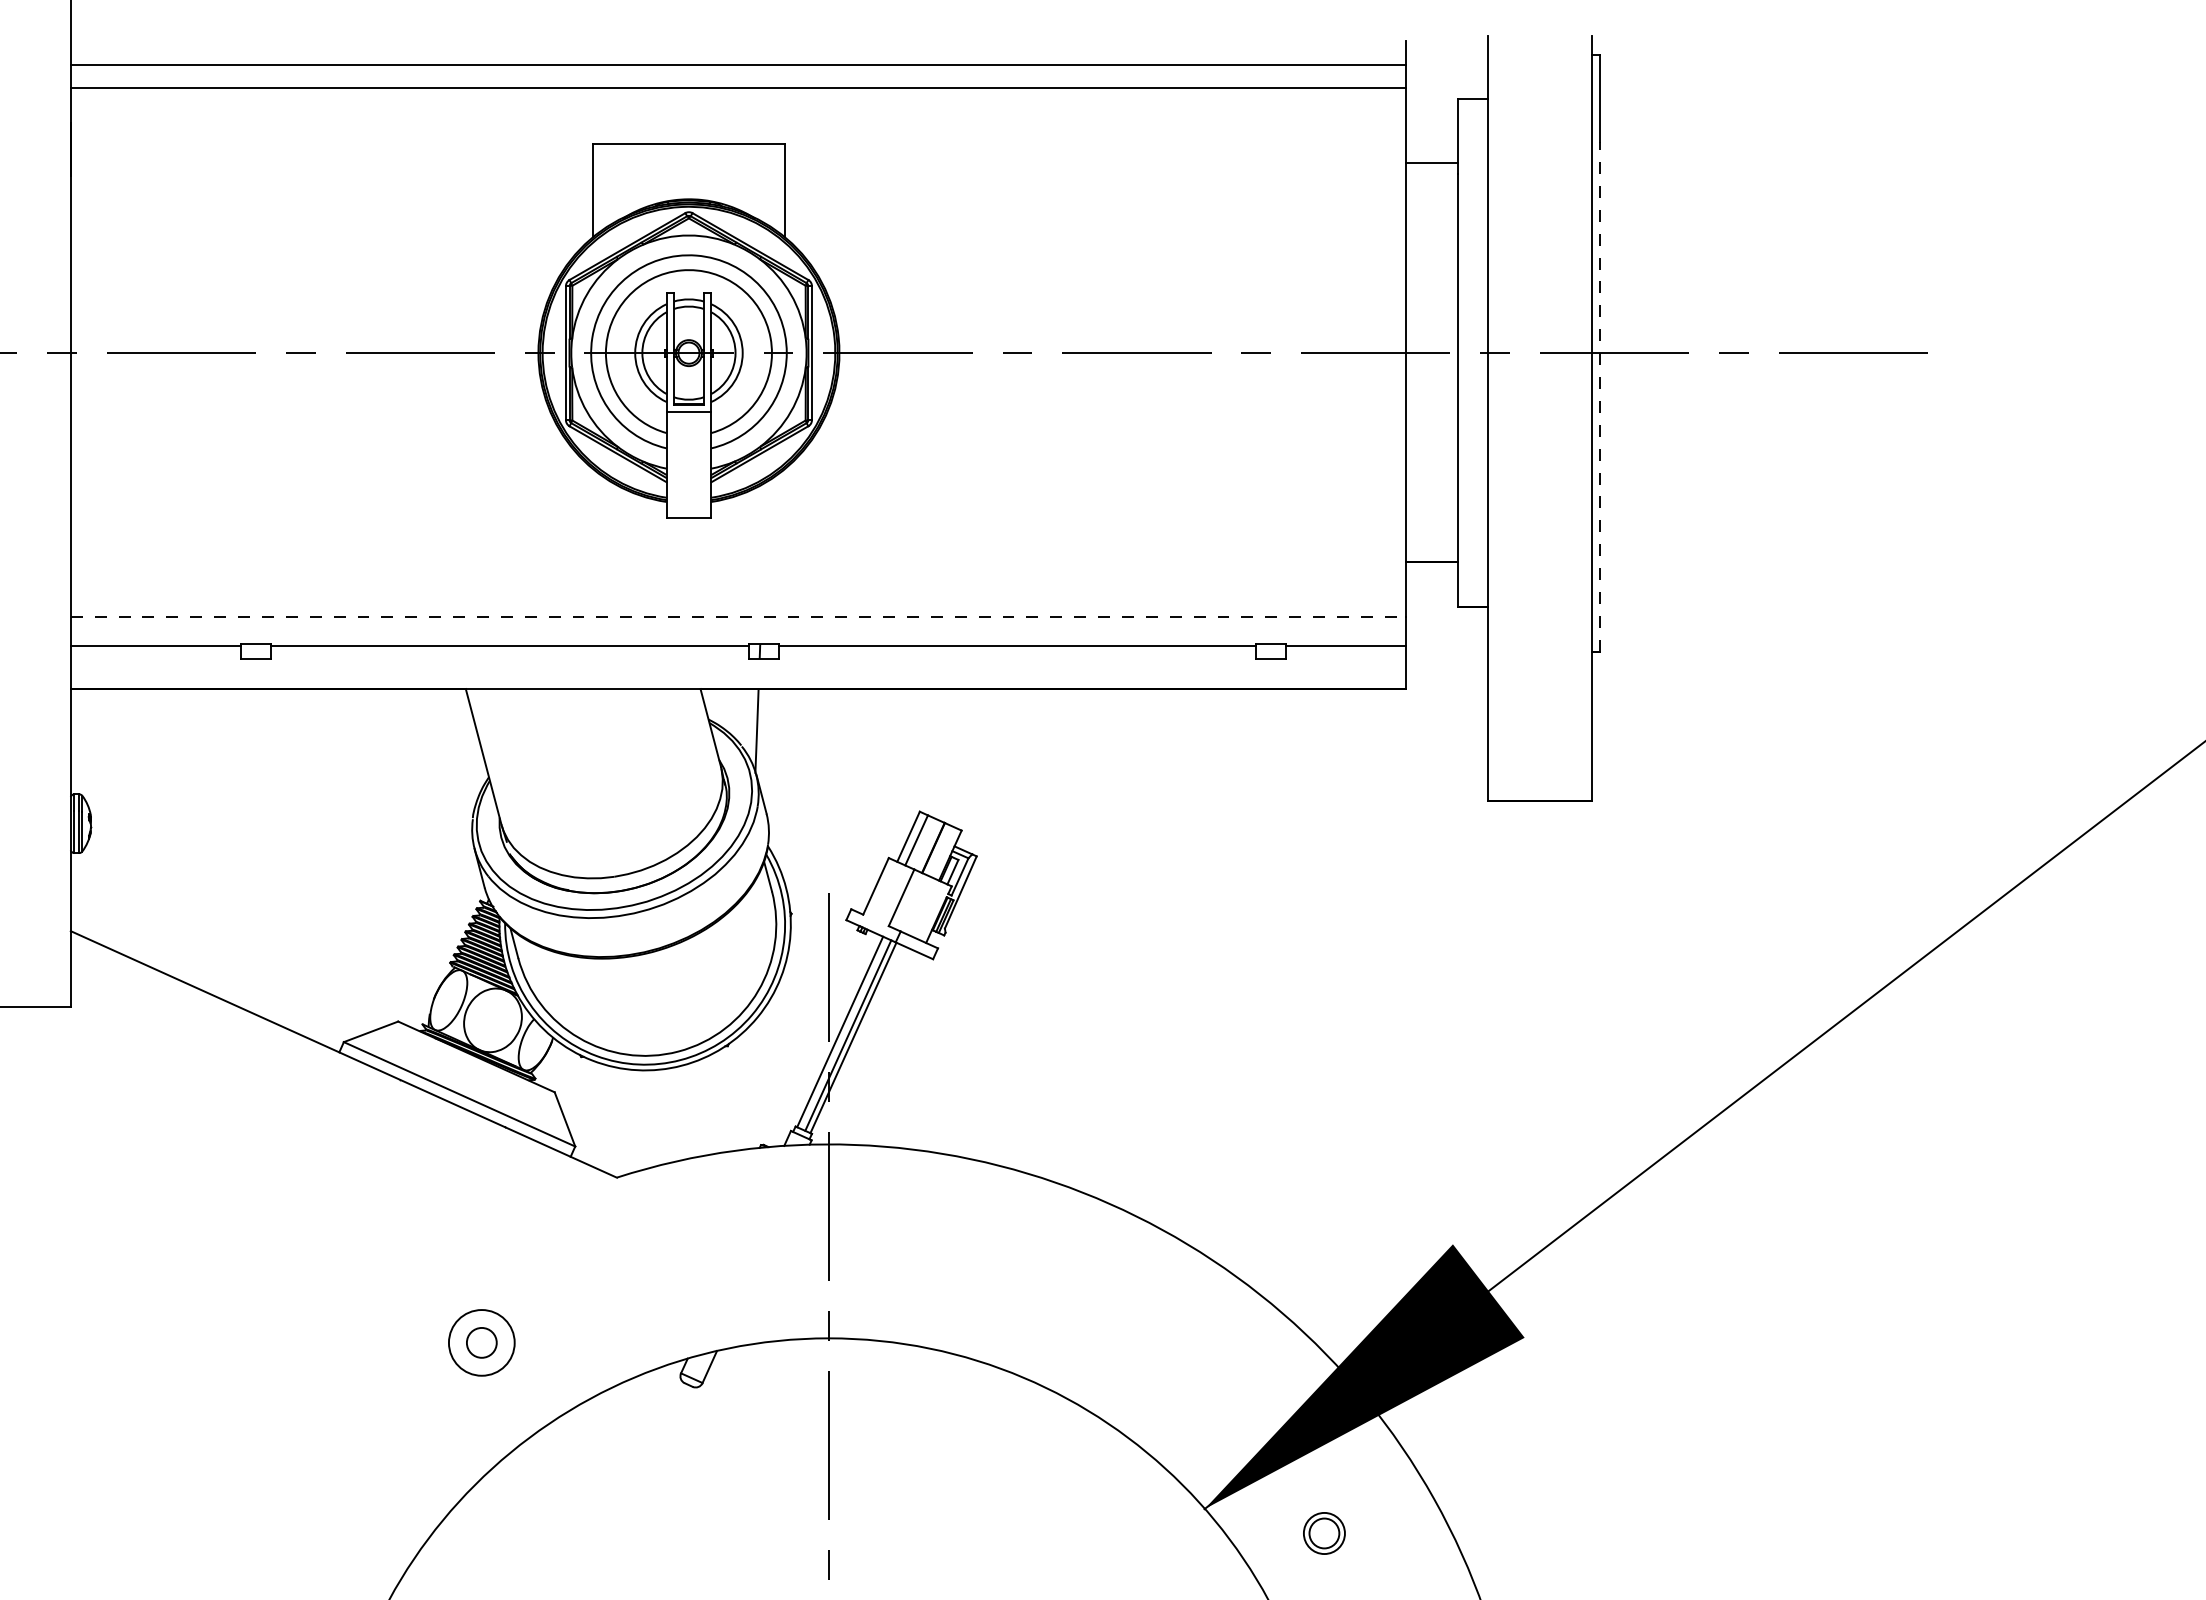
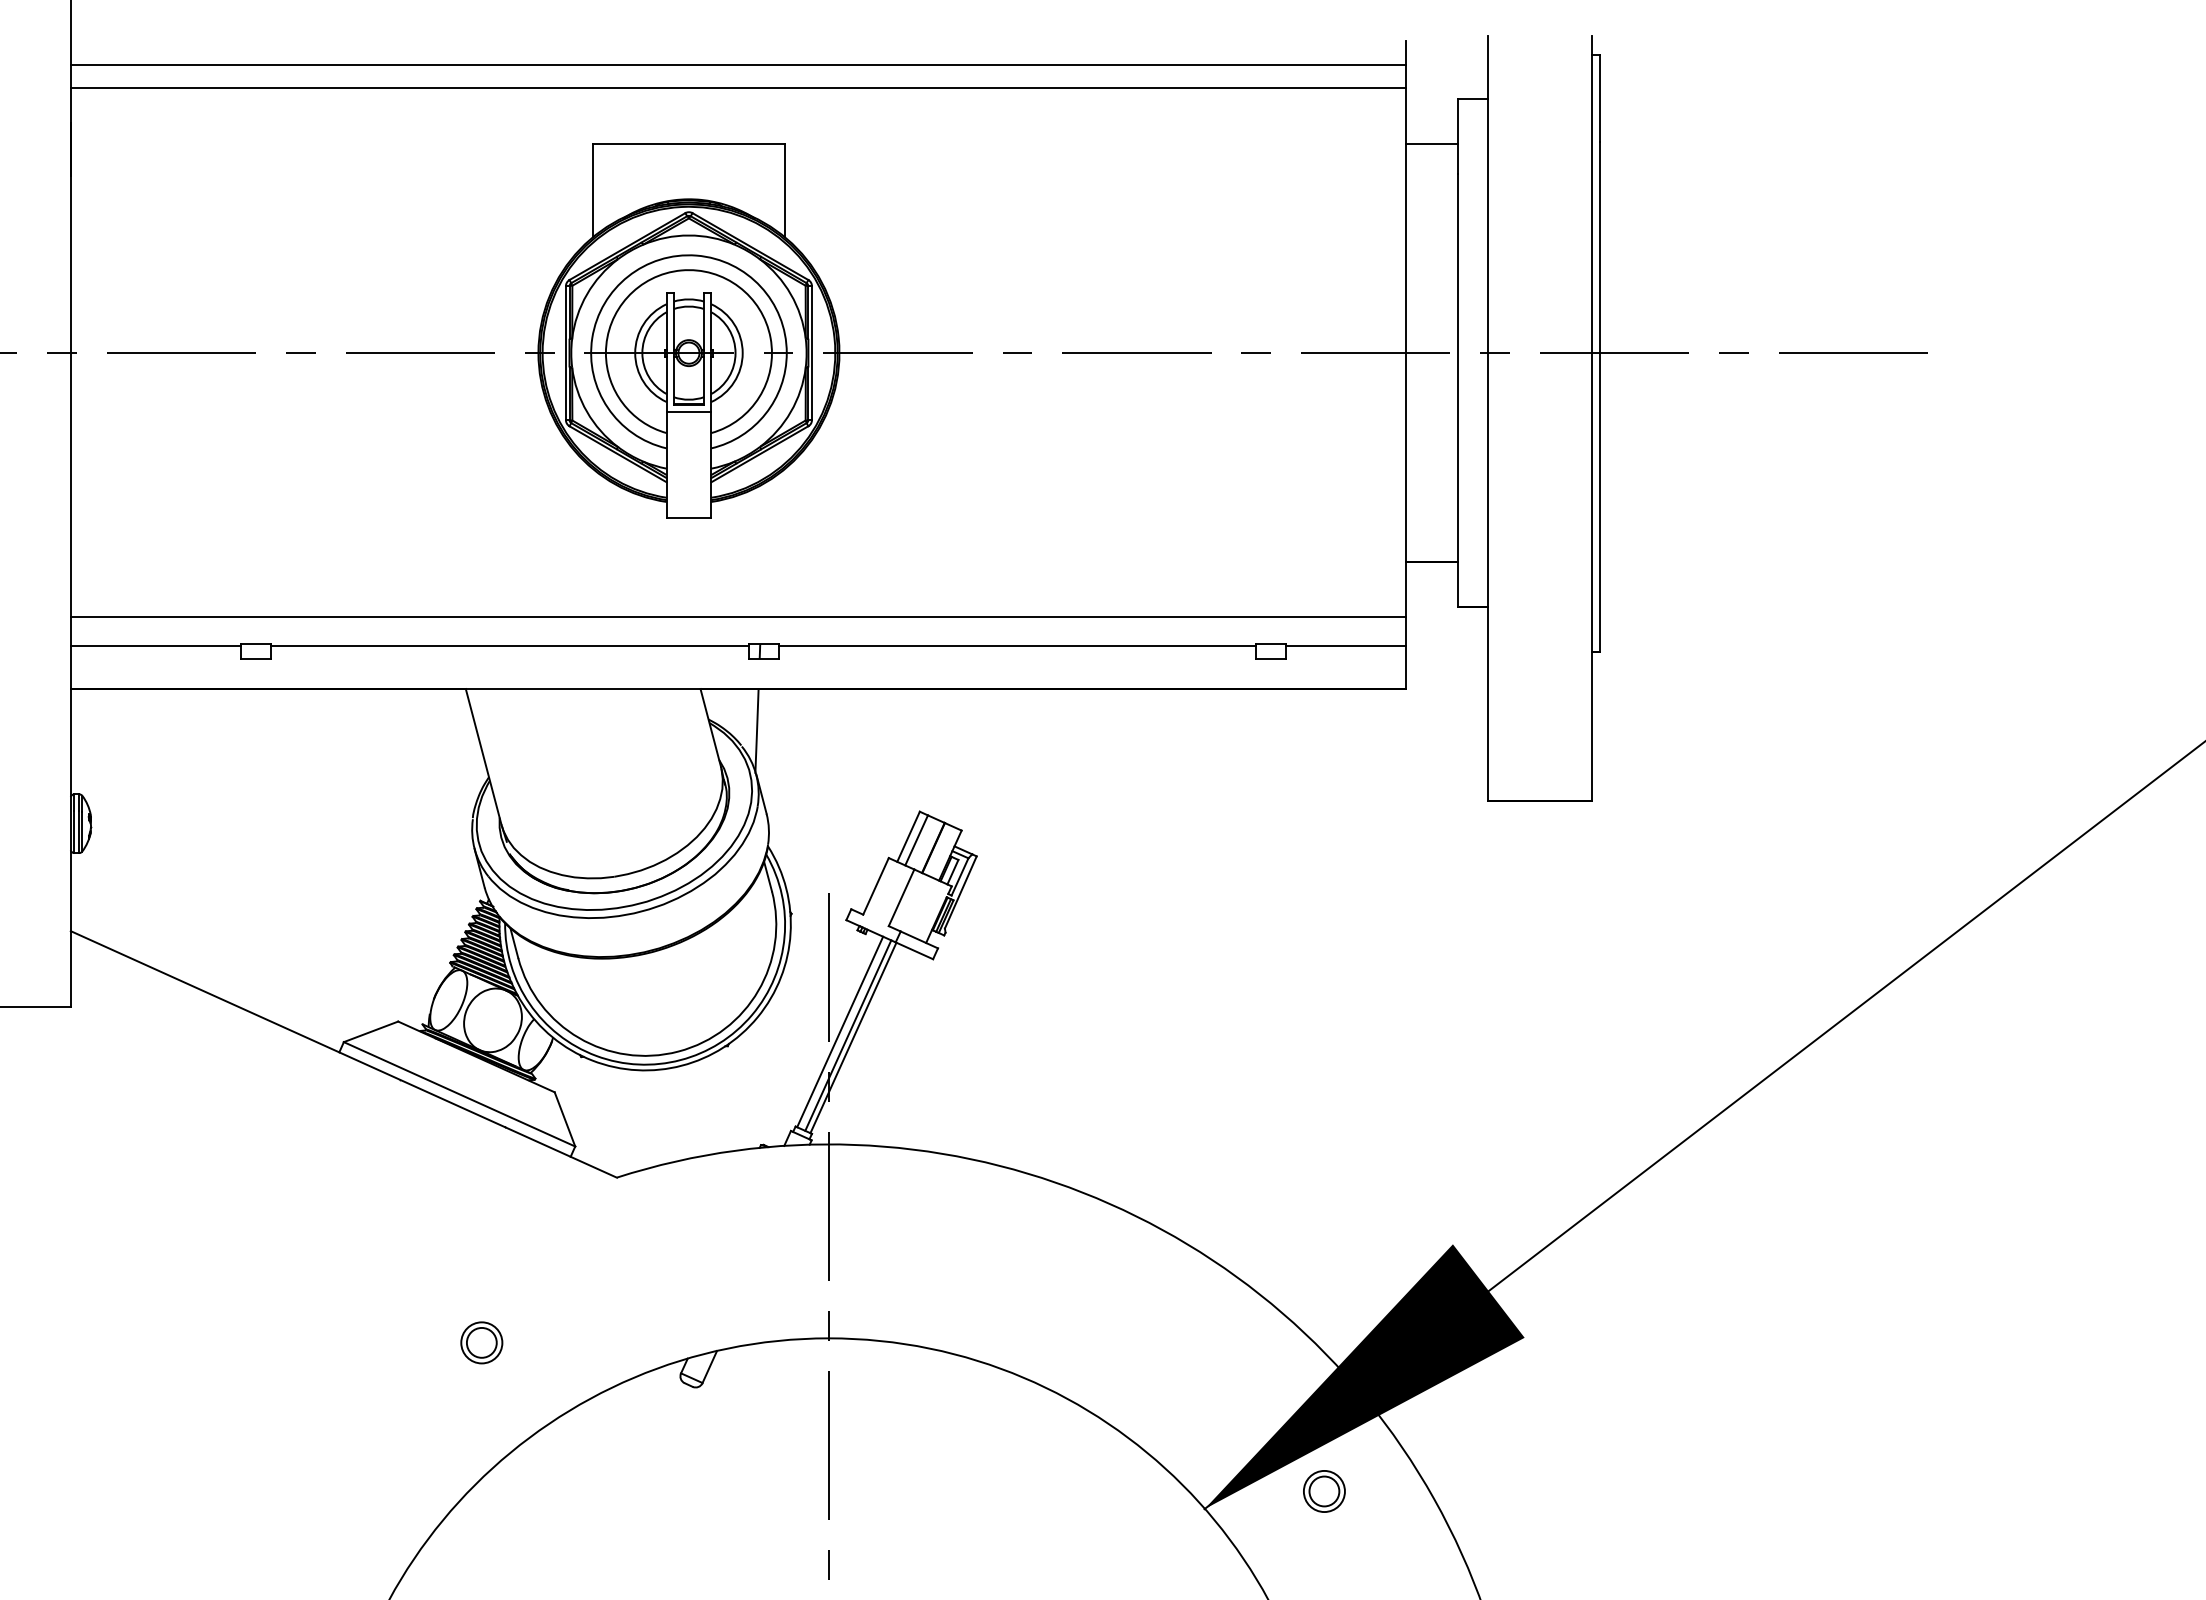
line position: (1431, 163) -> (1431, 144) (1431, 144)
line: dashed -> solid (1599, 396)
line: dashed -> solid (738, 617)
circle diameter: 66 px -> 41 px (481, 1342)
part position: (1324, 1533) -> (1324, 1491) (1324, 1491)
